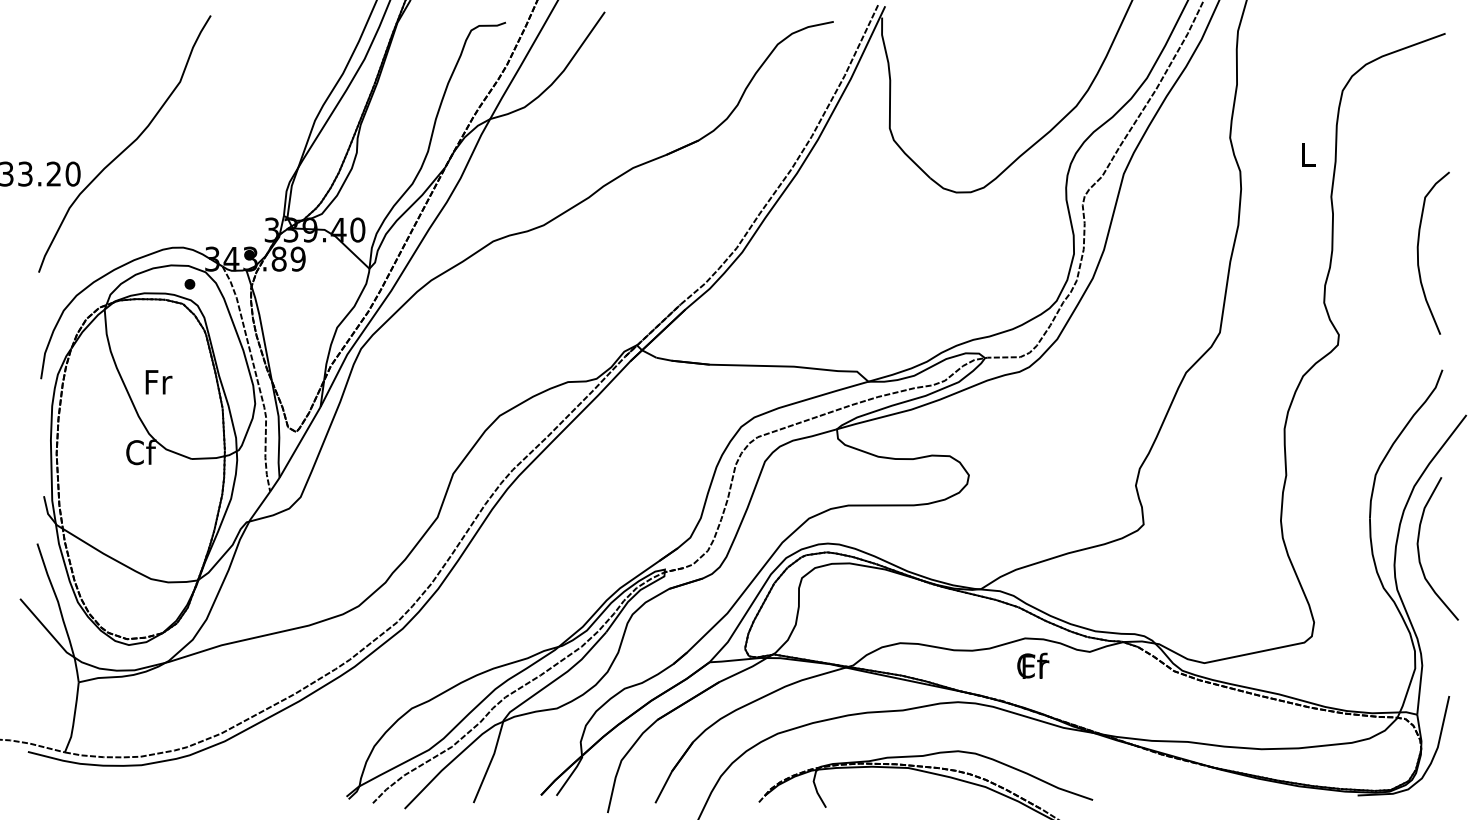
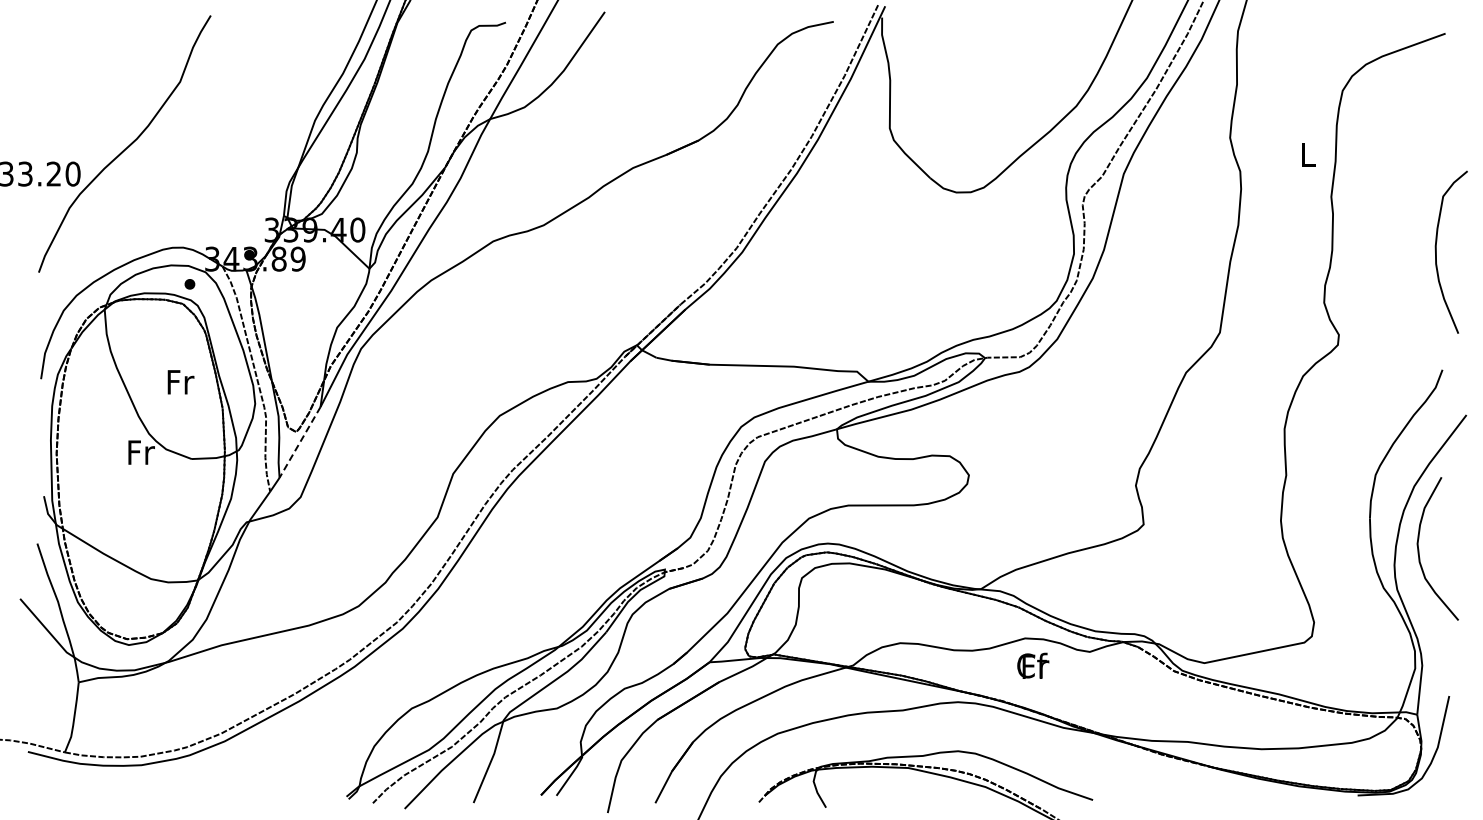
curve position: (1418, 252) -> (1436, 251) (1436, 251)
text position: (158, 382) -> (180, 382) (180, 382)
line: solid -> dashed (300, 442)
text: Cf -> Fr (141, 452)
